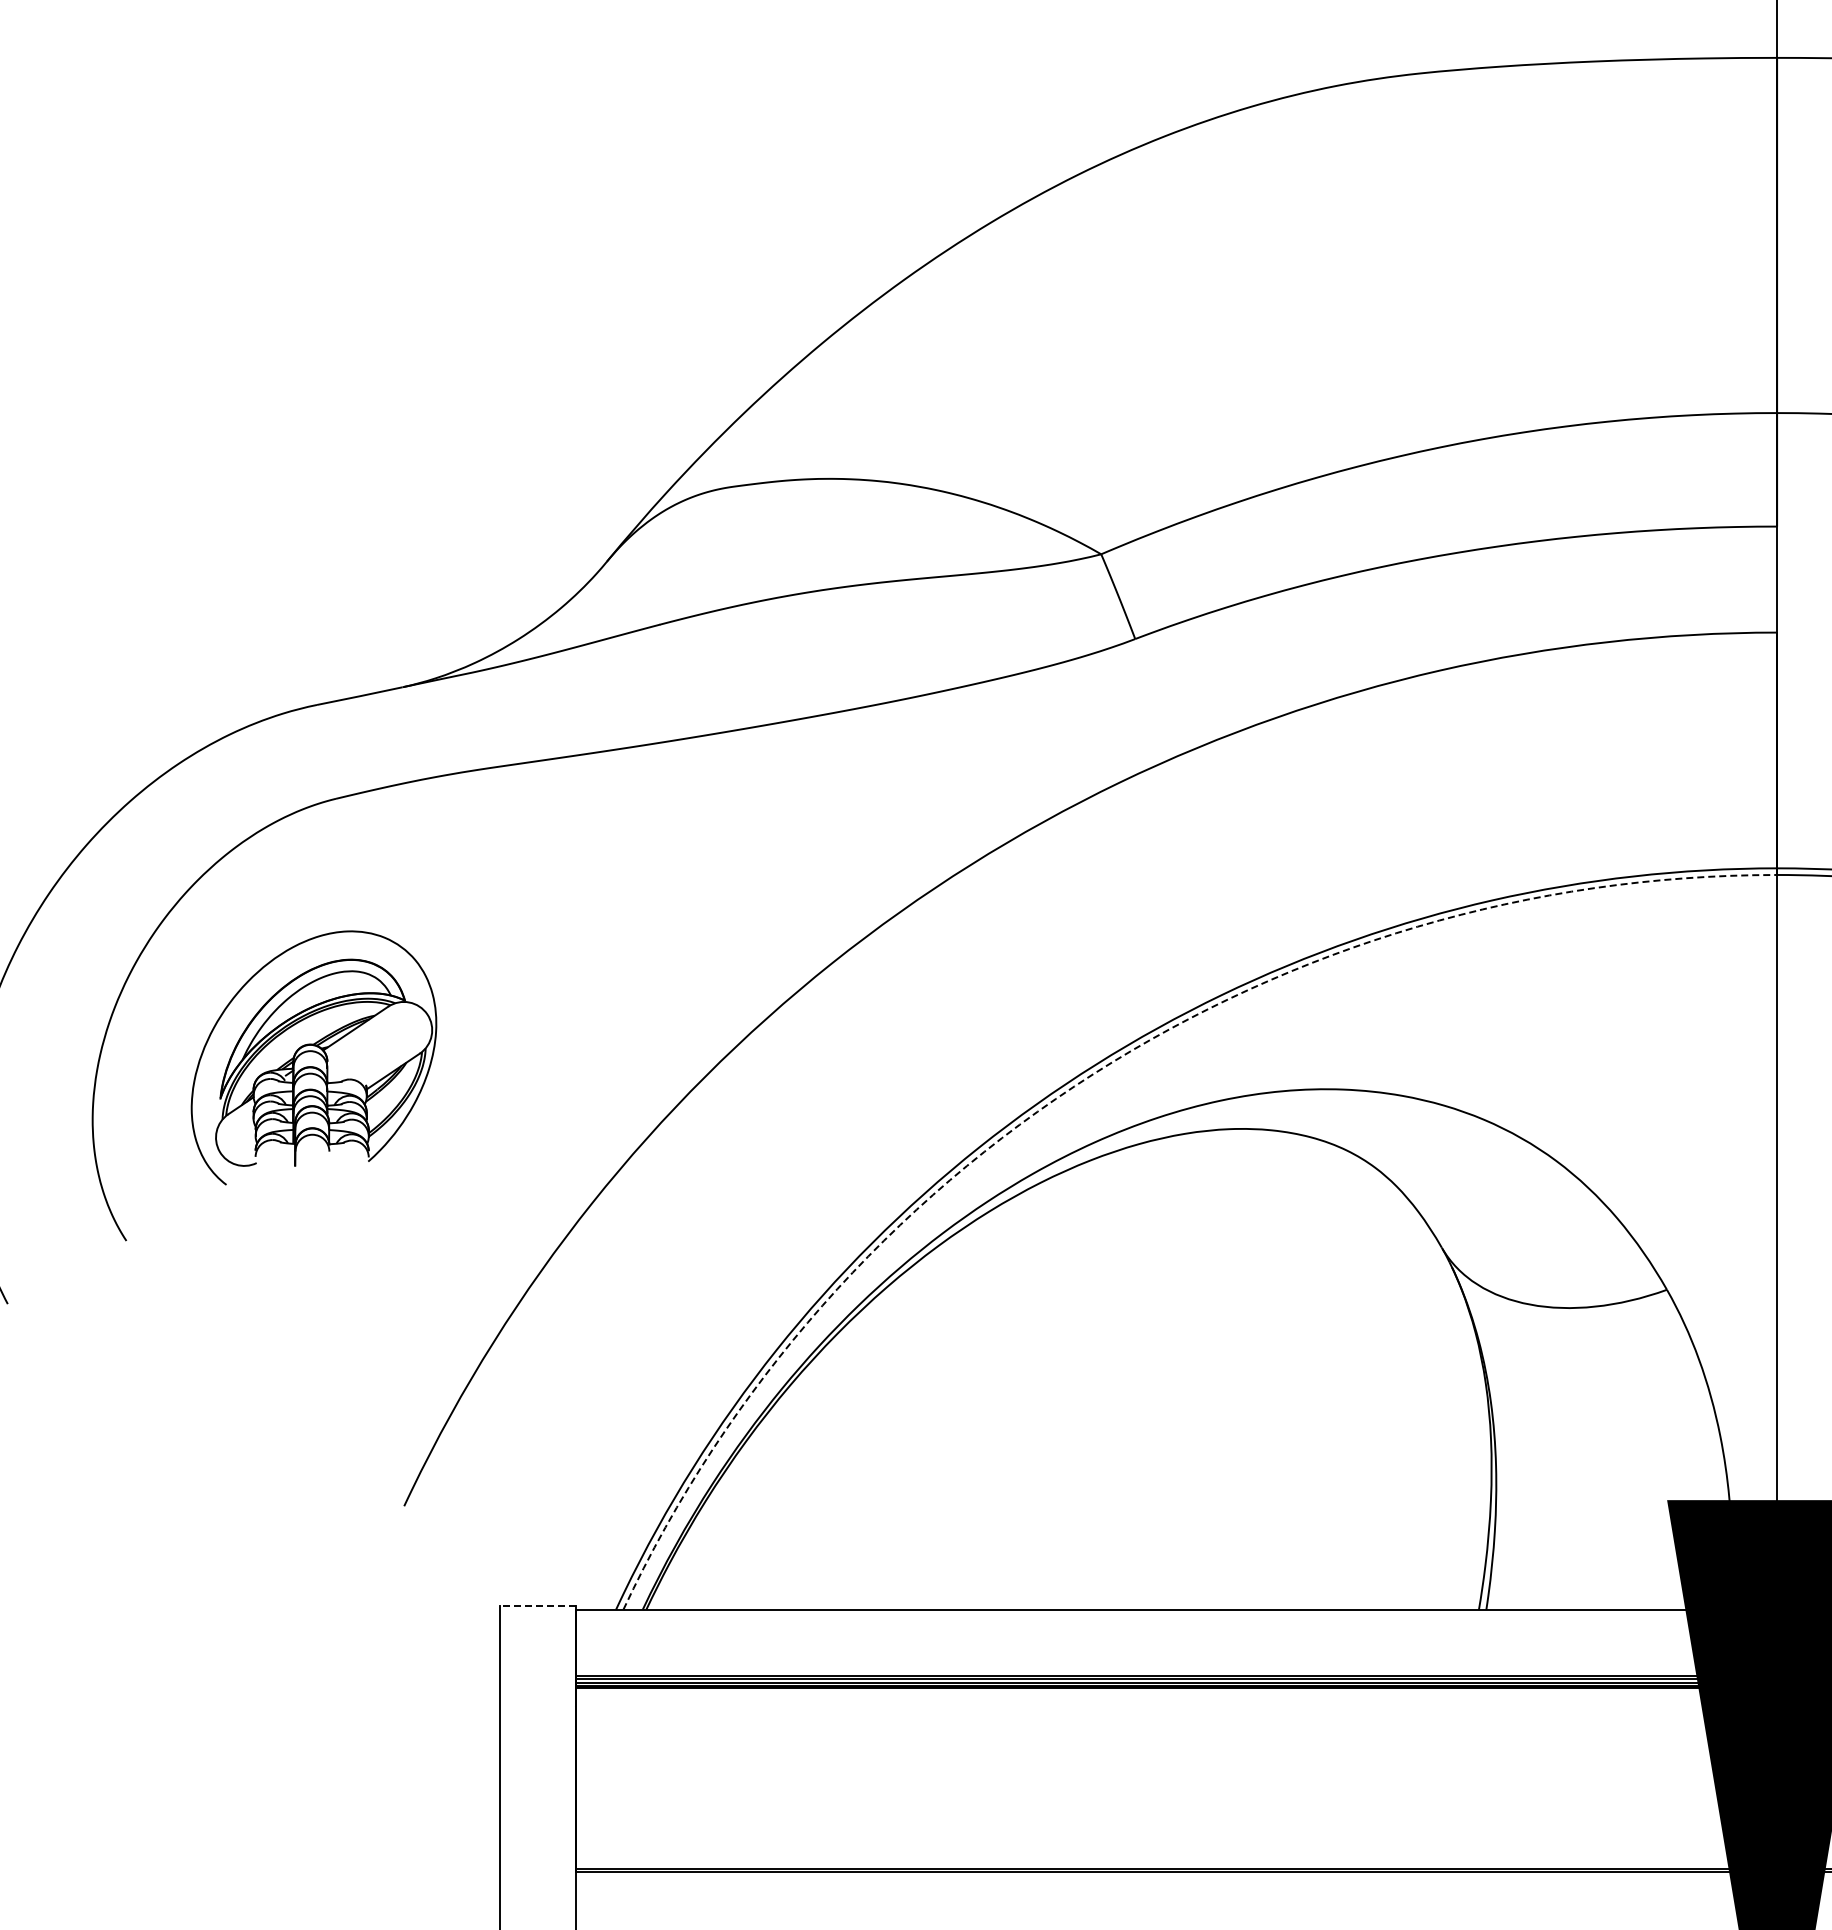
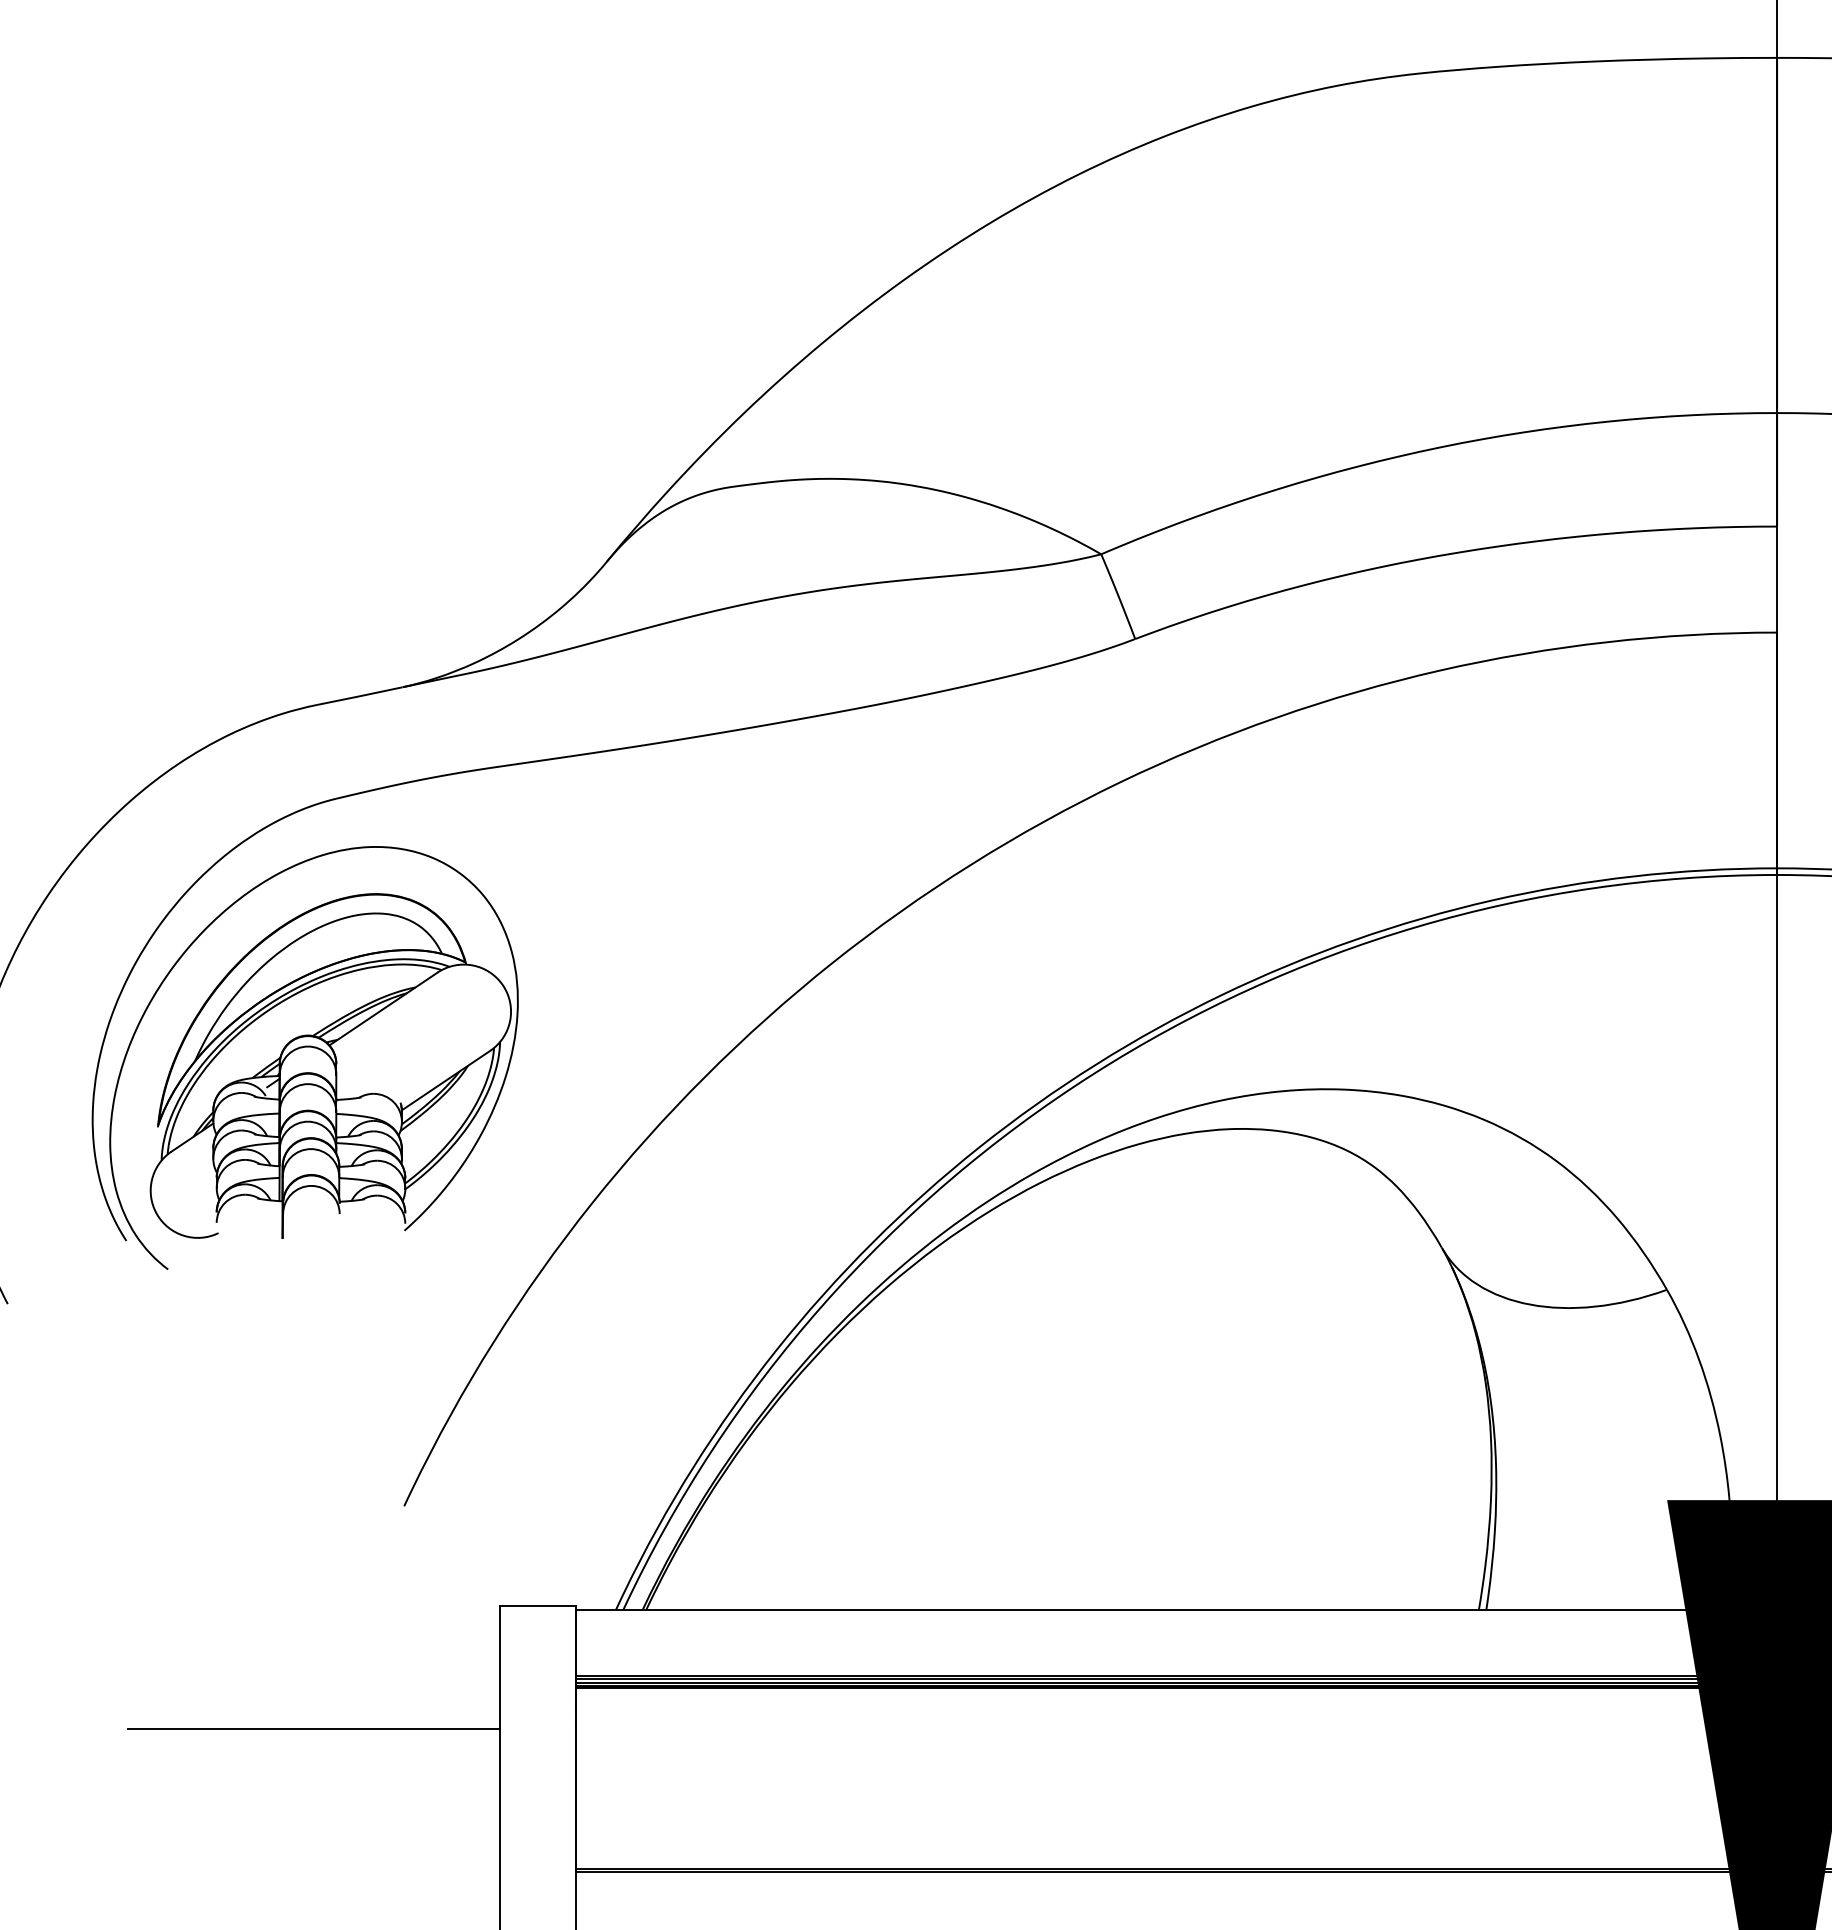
part size: 248x256 px -> 410x424 px (313, 1057)
arc: dashed -> solid (1093, 1074)
line: dashed -> solid (538, 1606)
line: none -> present (313, 1729)
